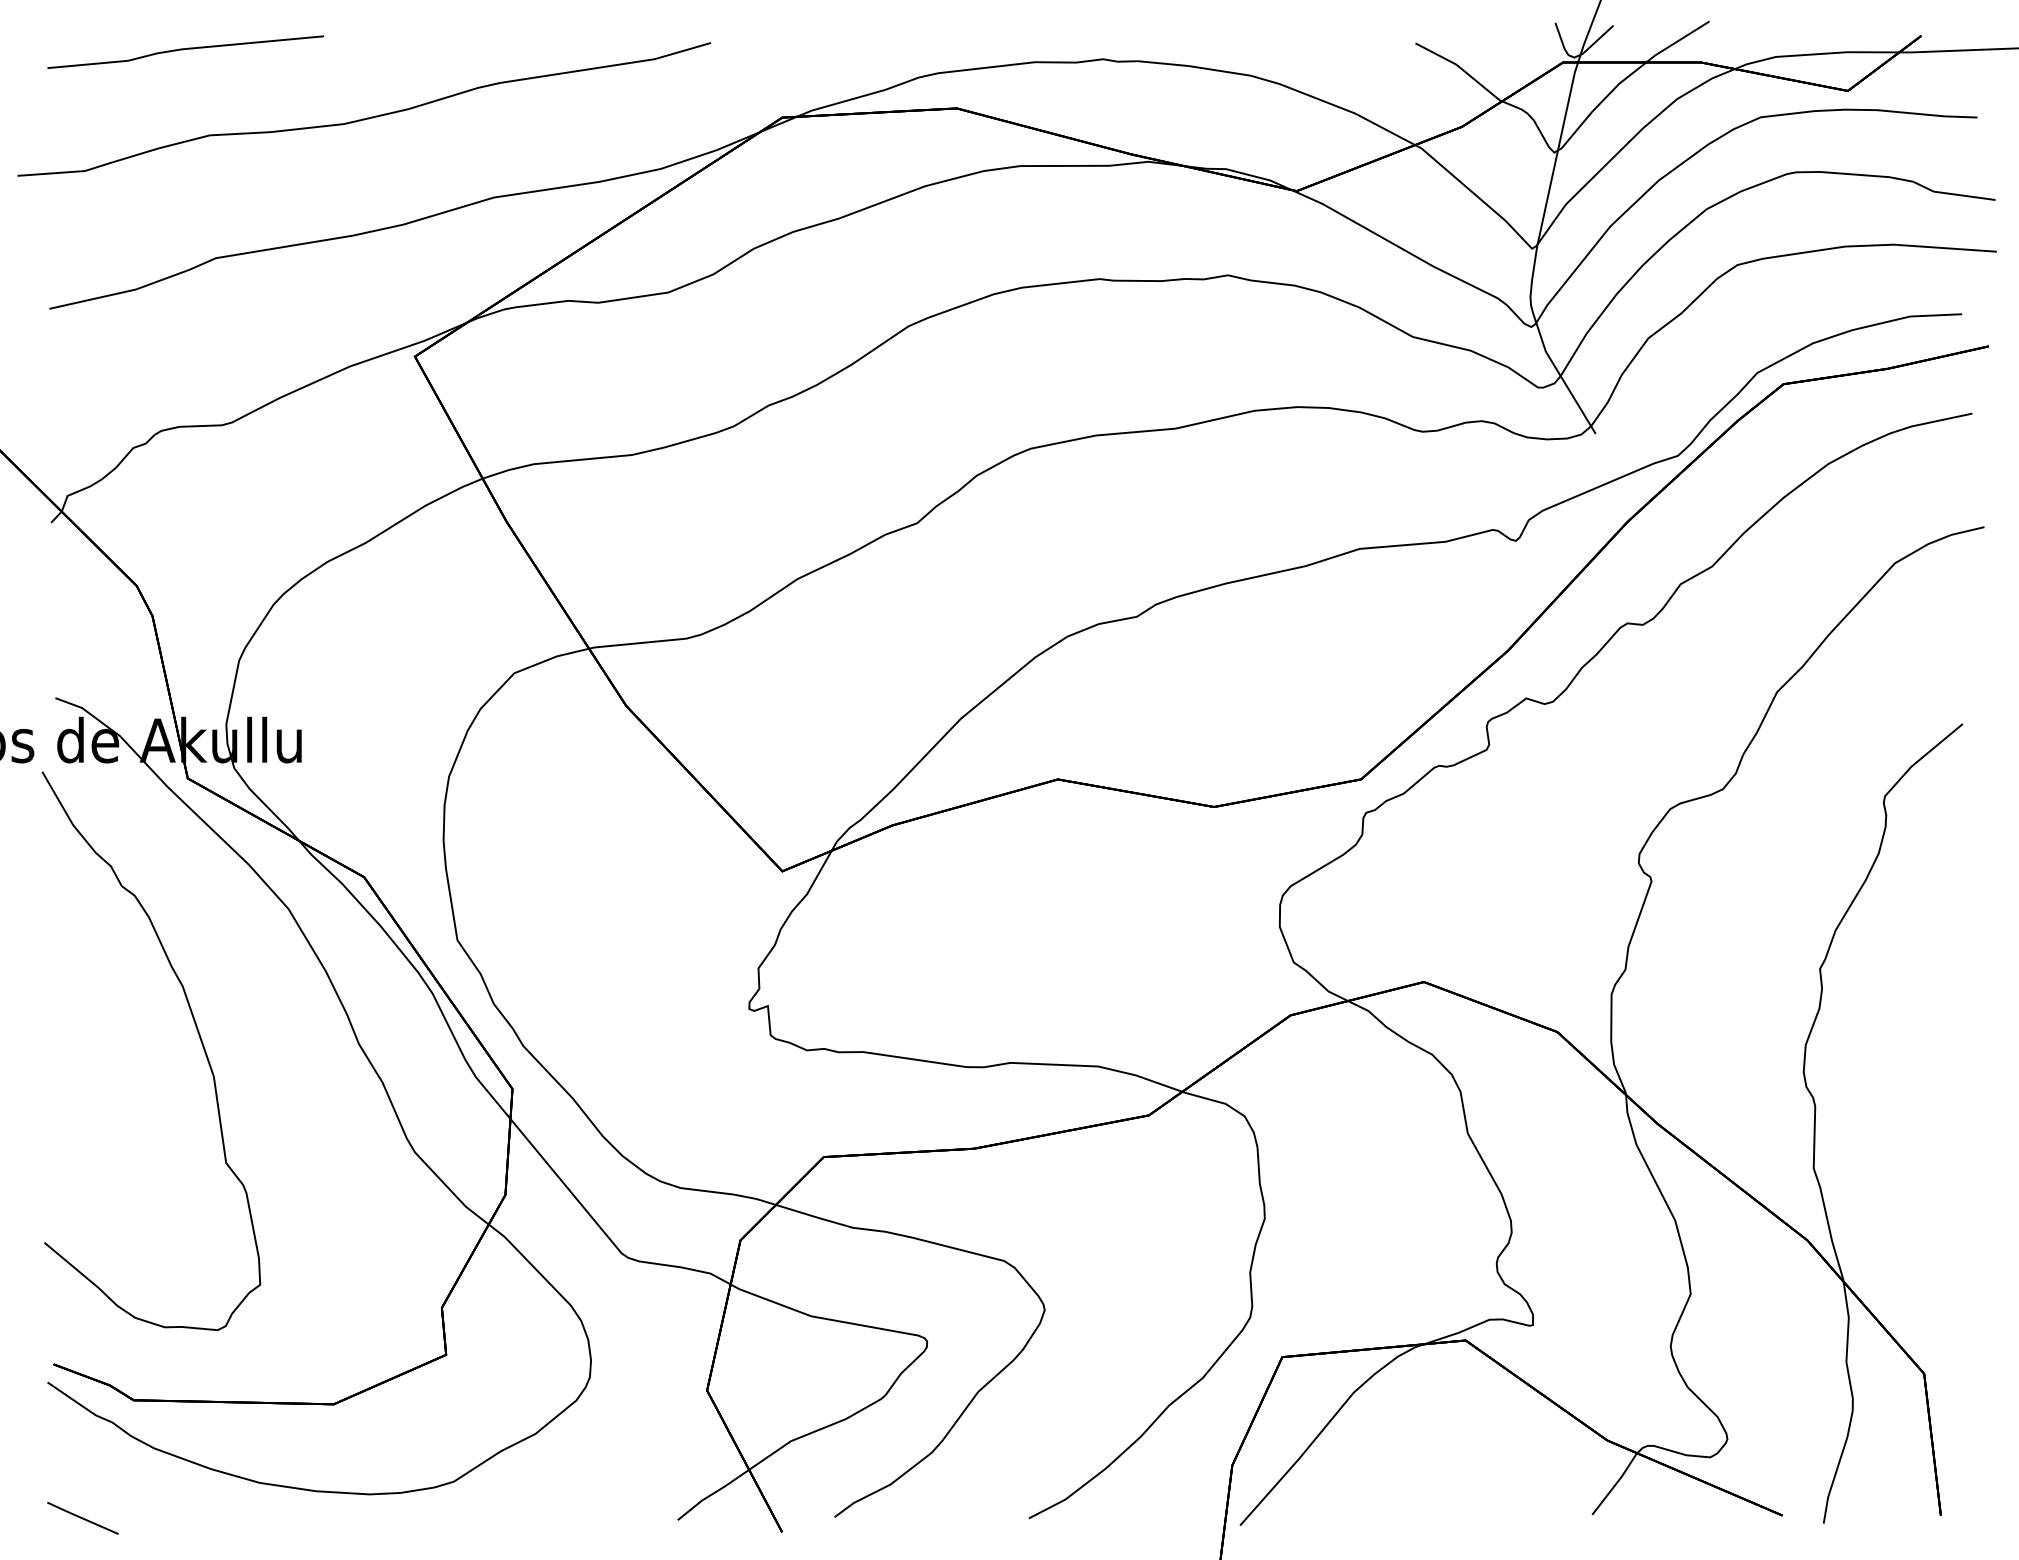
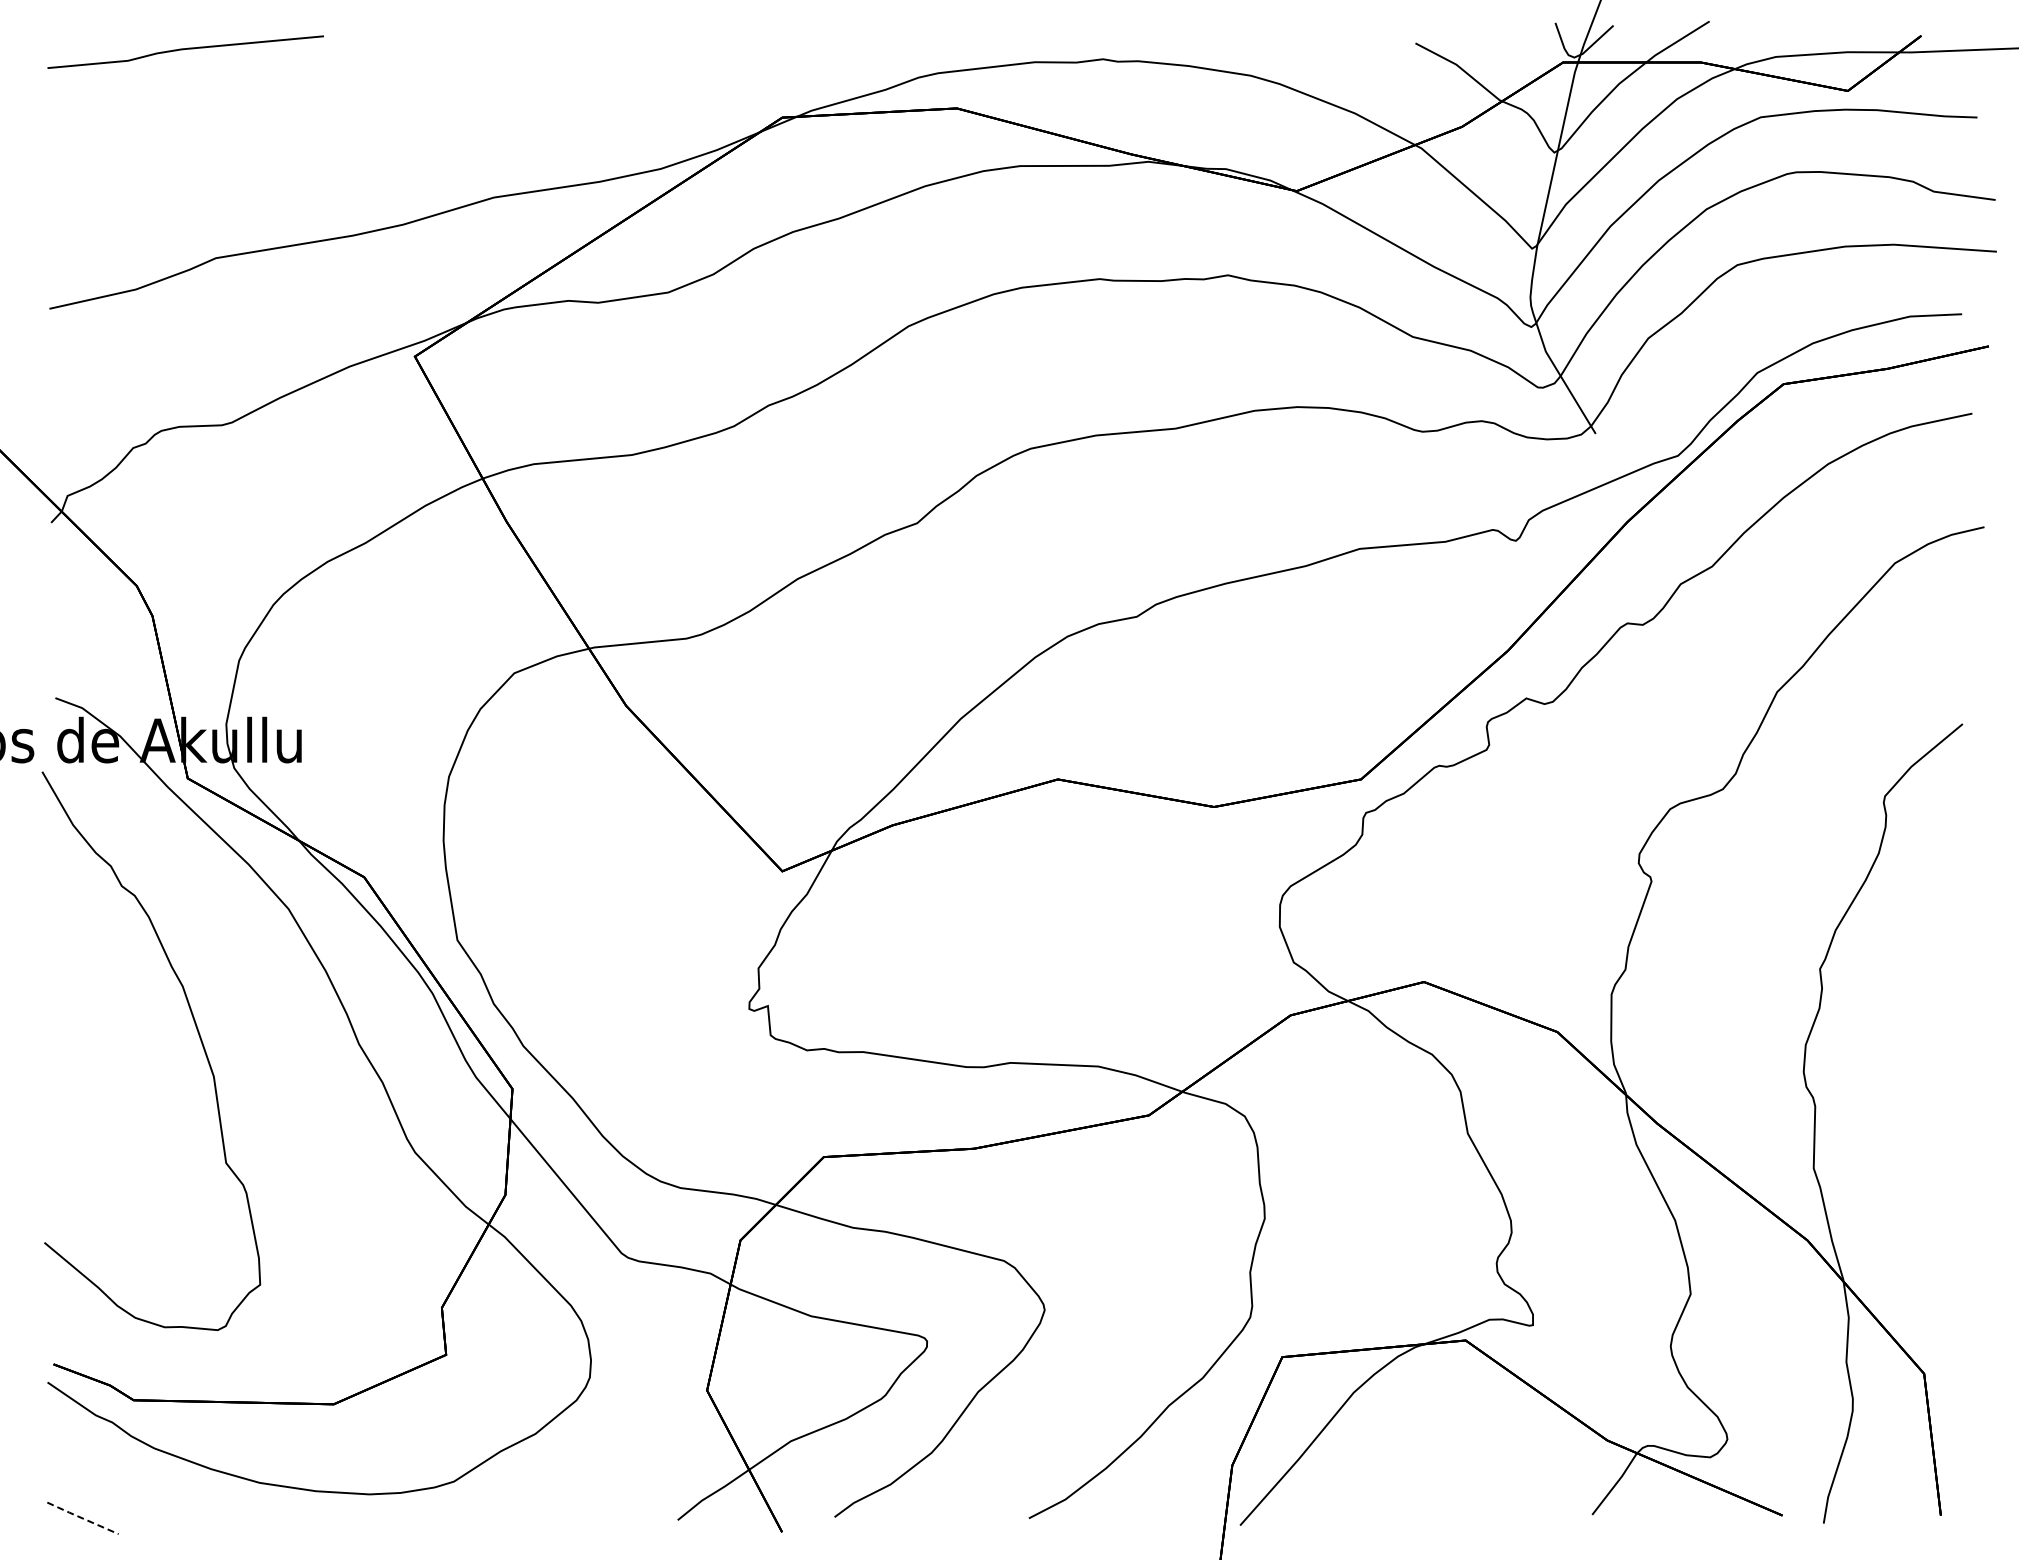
curve: present -> none (367, 117)
line: solid -> dashed (82, 1518)
